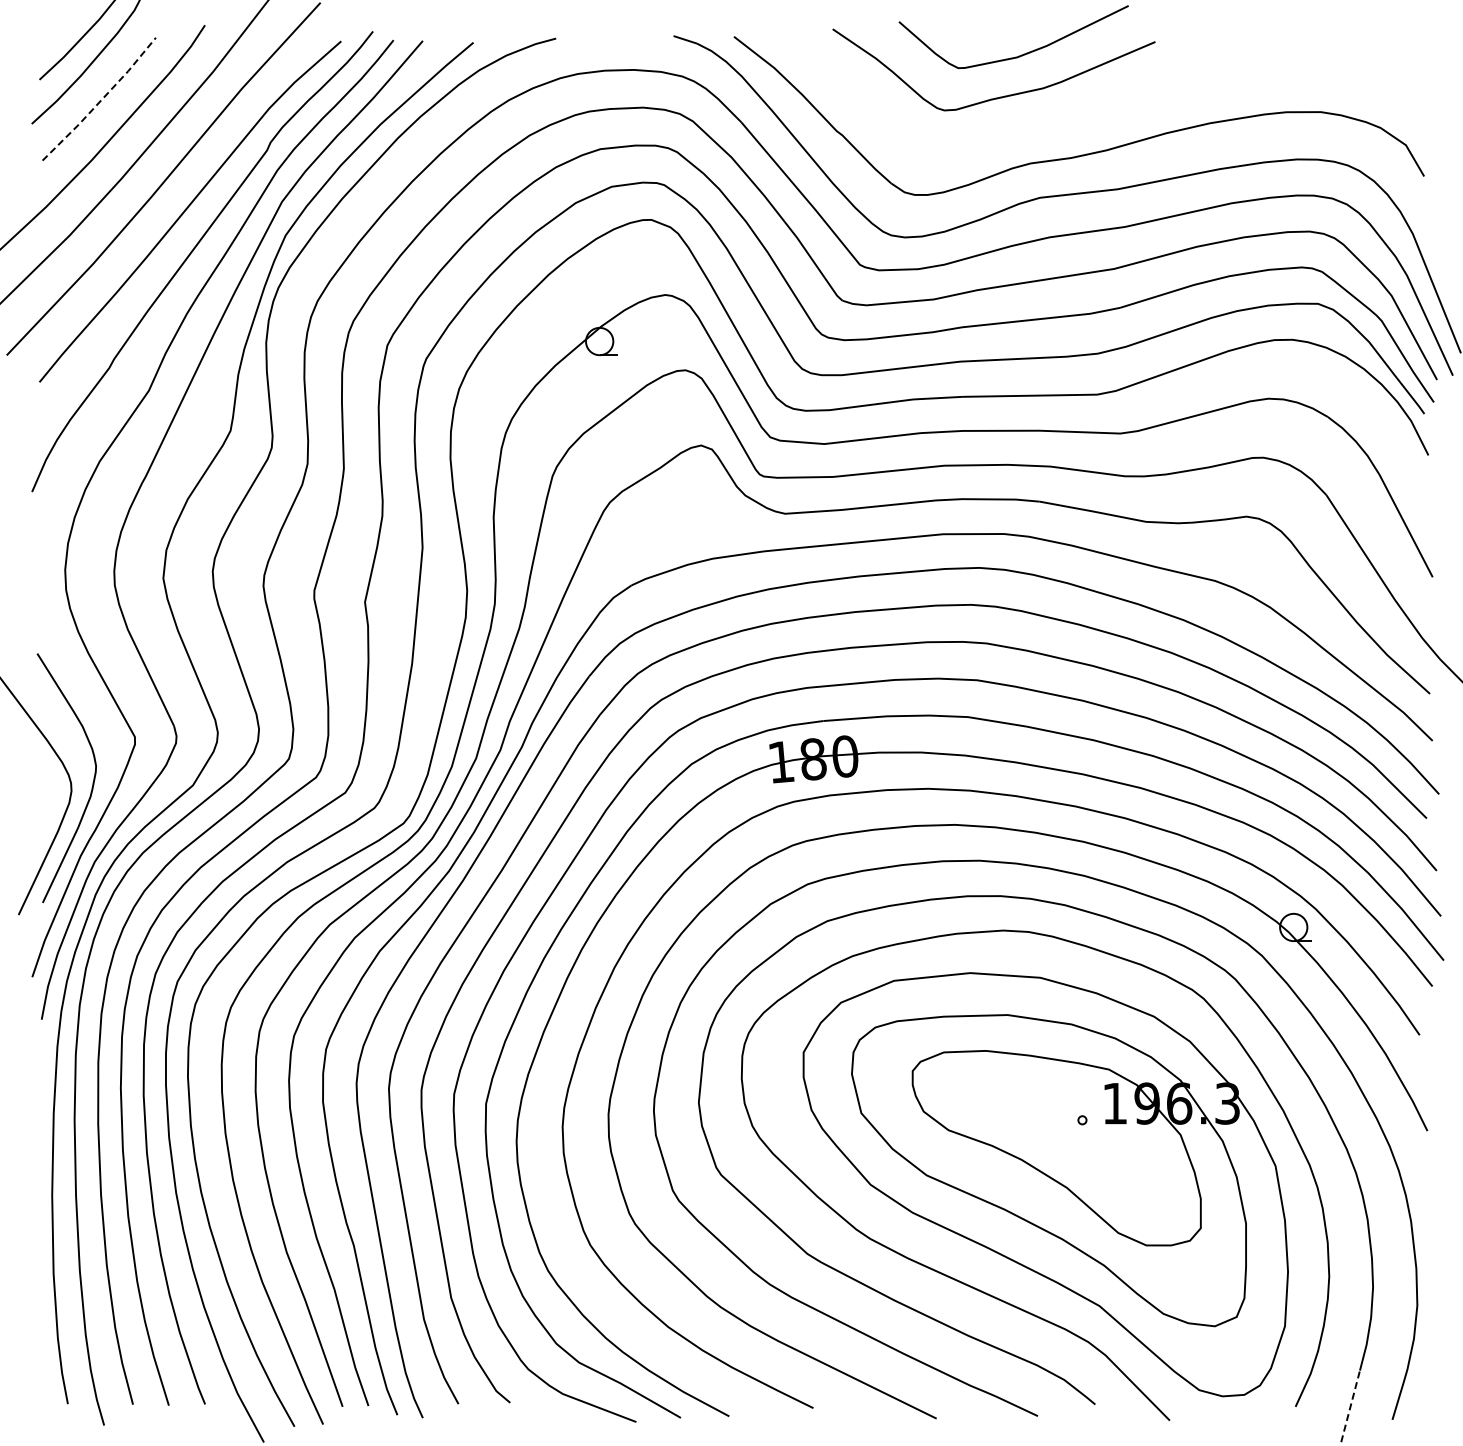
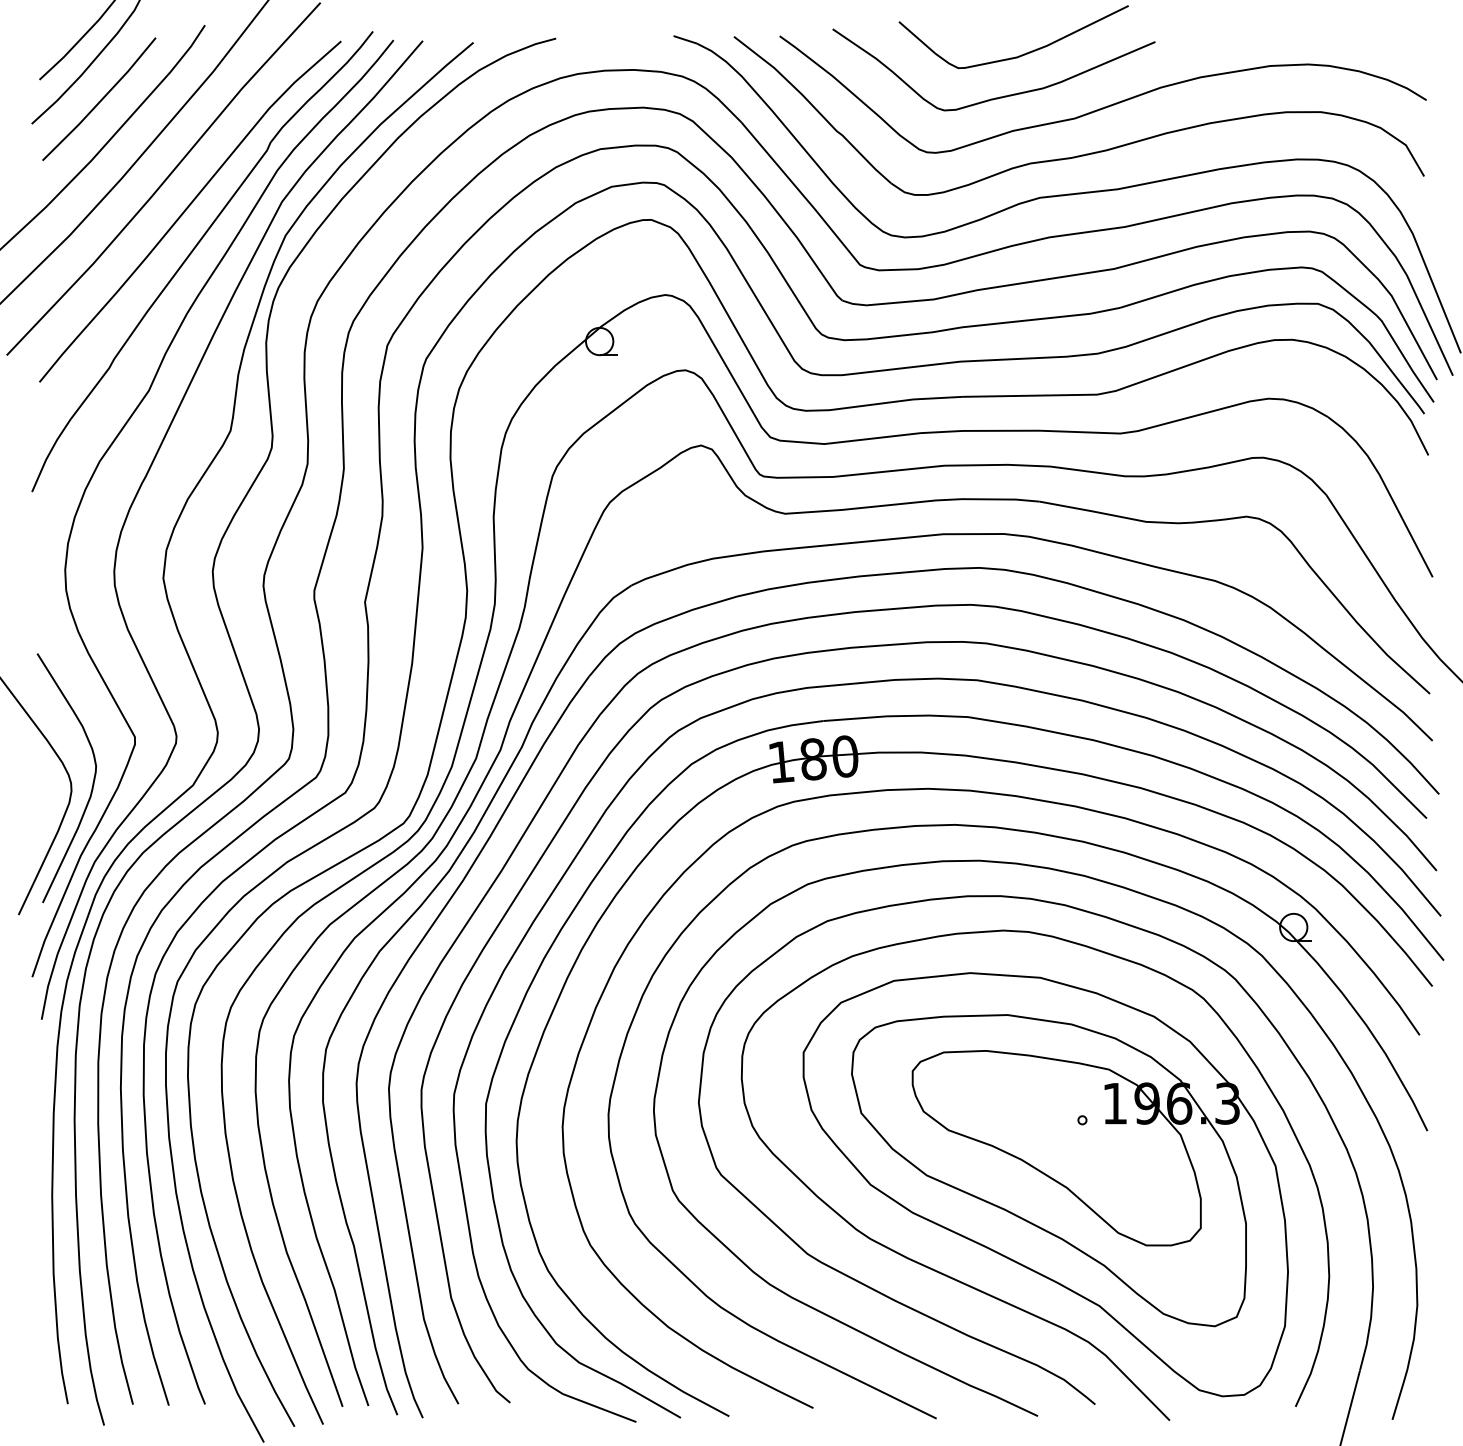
line: dashed -> solid (101, 100)
curve: none -> present (1107, 105)
line: dashed -> solid (1350, 1407)
